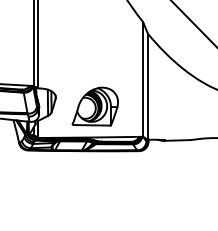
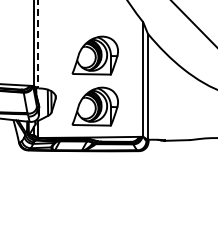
line: solid -> dashed (38, 44)
part: none -> present (94, 55)
